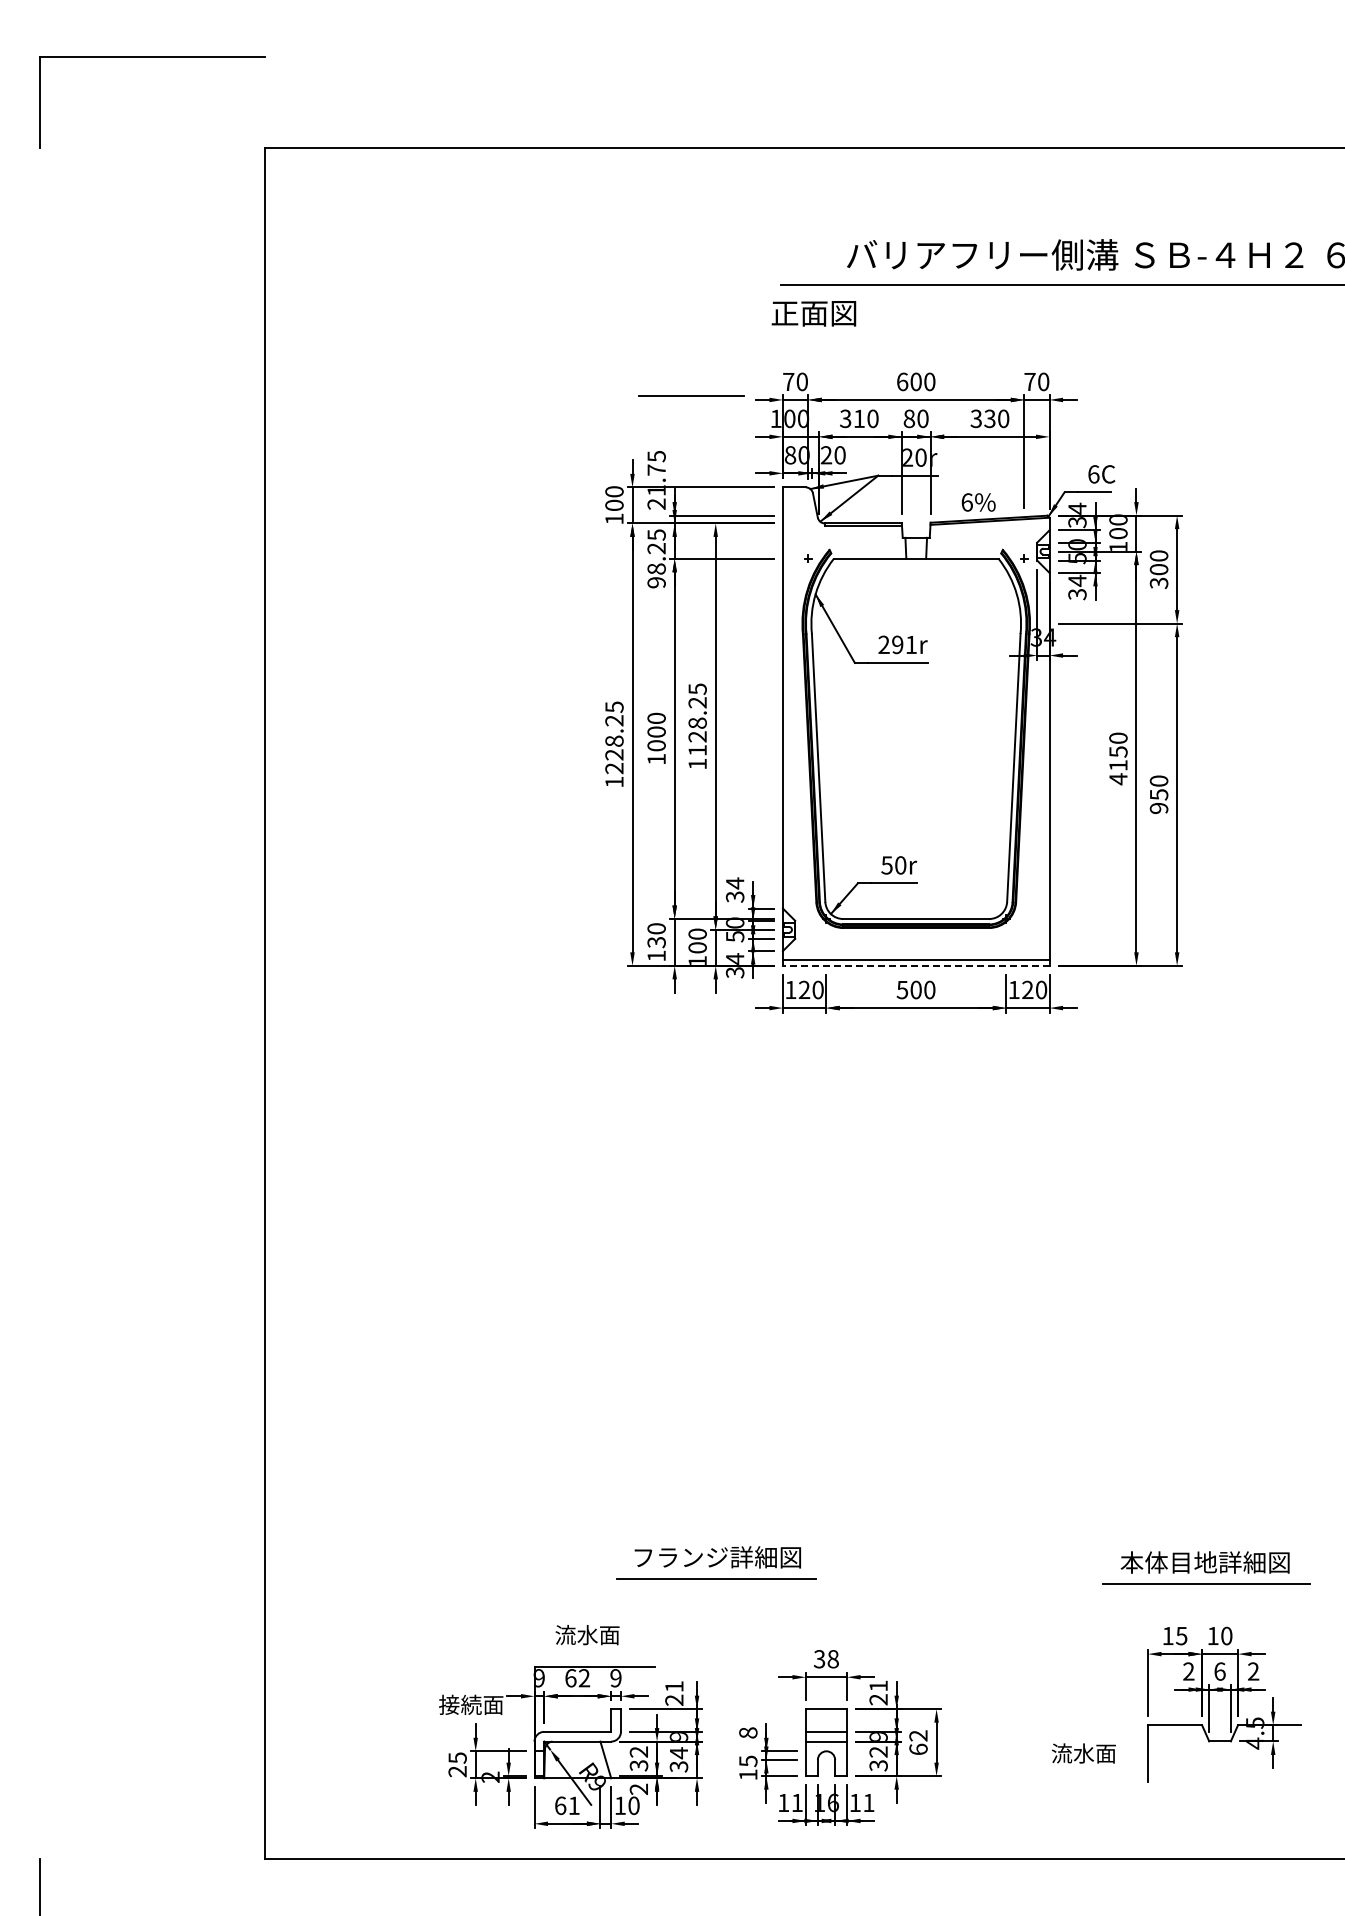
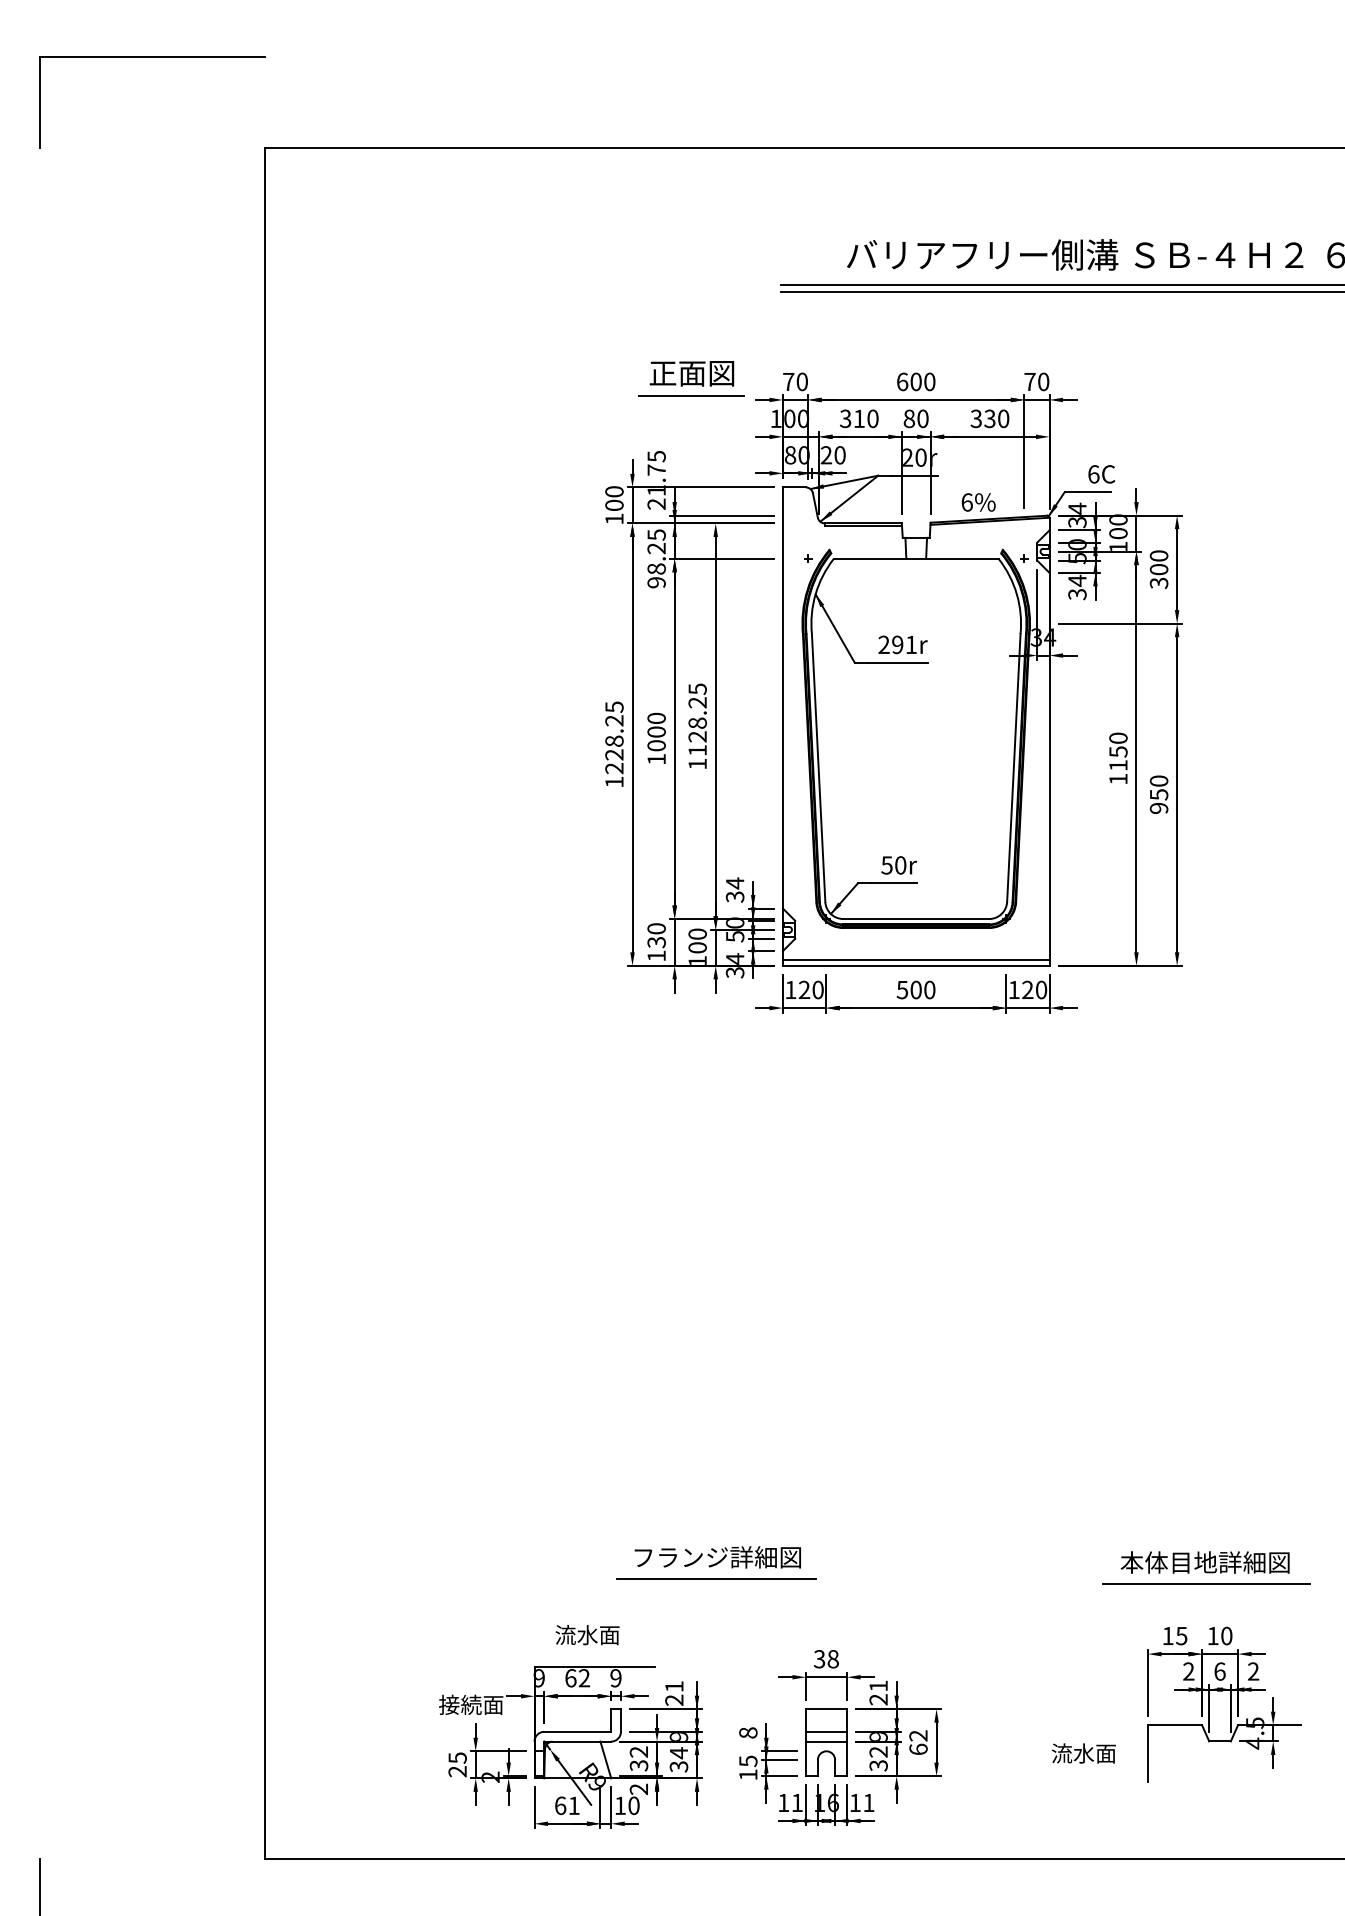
line: none -> present (1060, 292)
text position: (813, 313) -> (691, 373) (691, 373)
text: 4150 -> 1150 (1118, 779)
line: dashed -> solid (915, 965)
